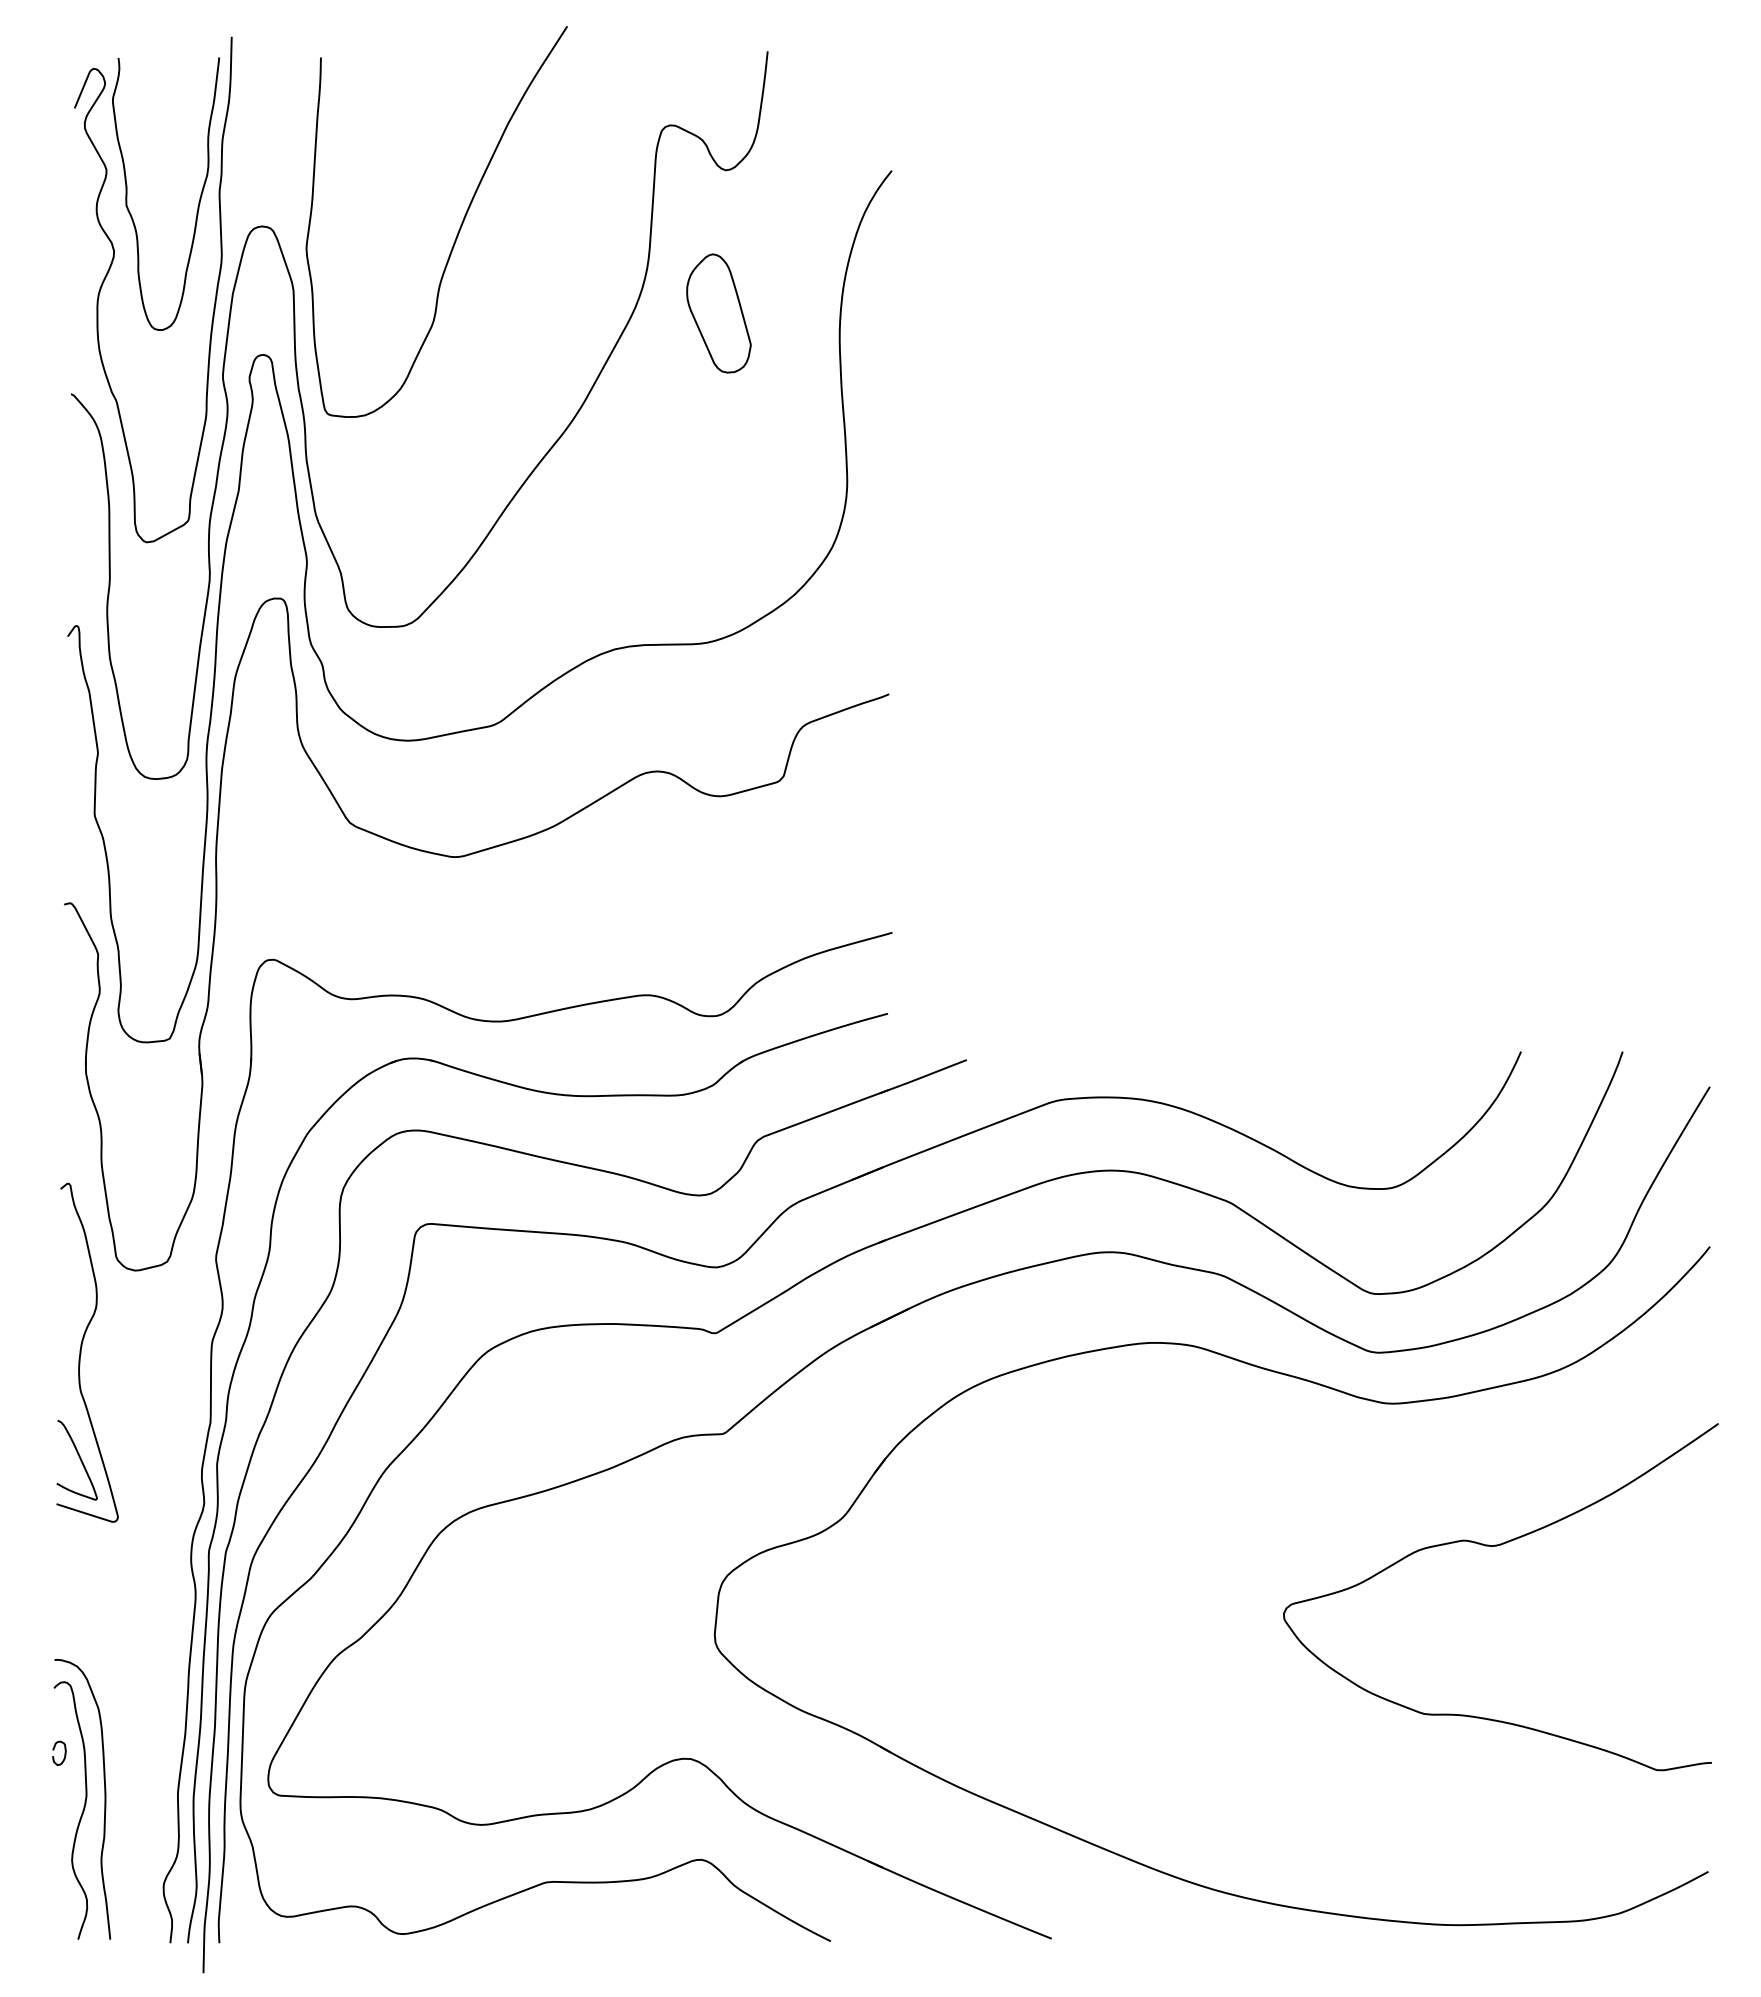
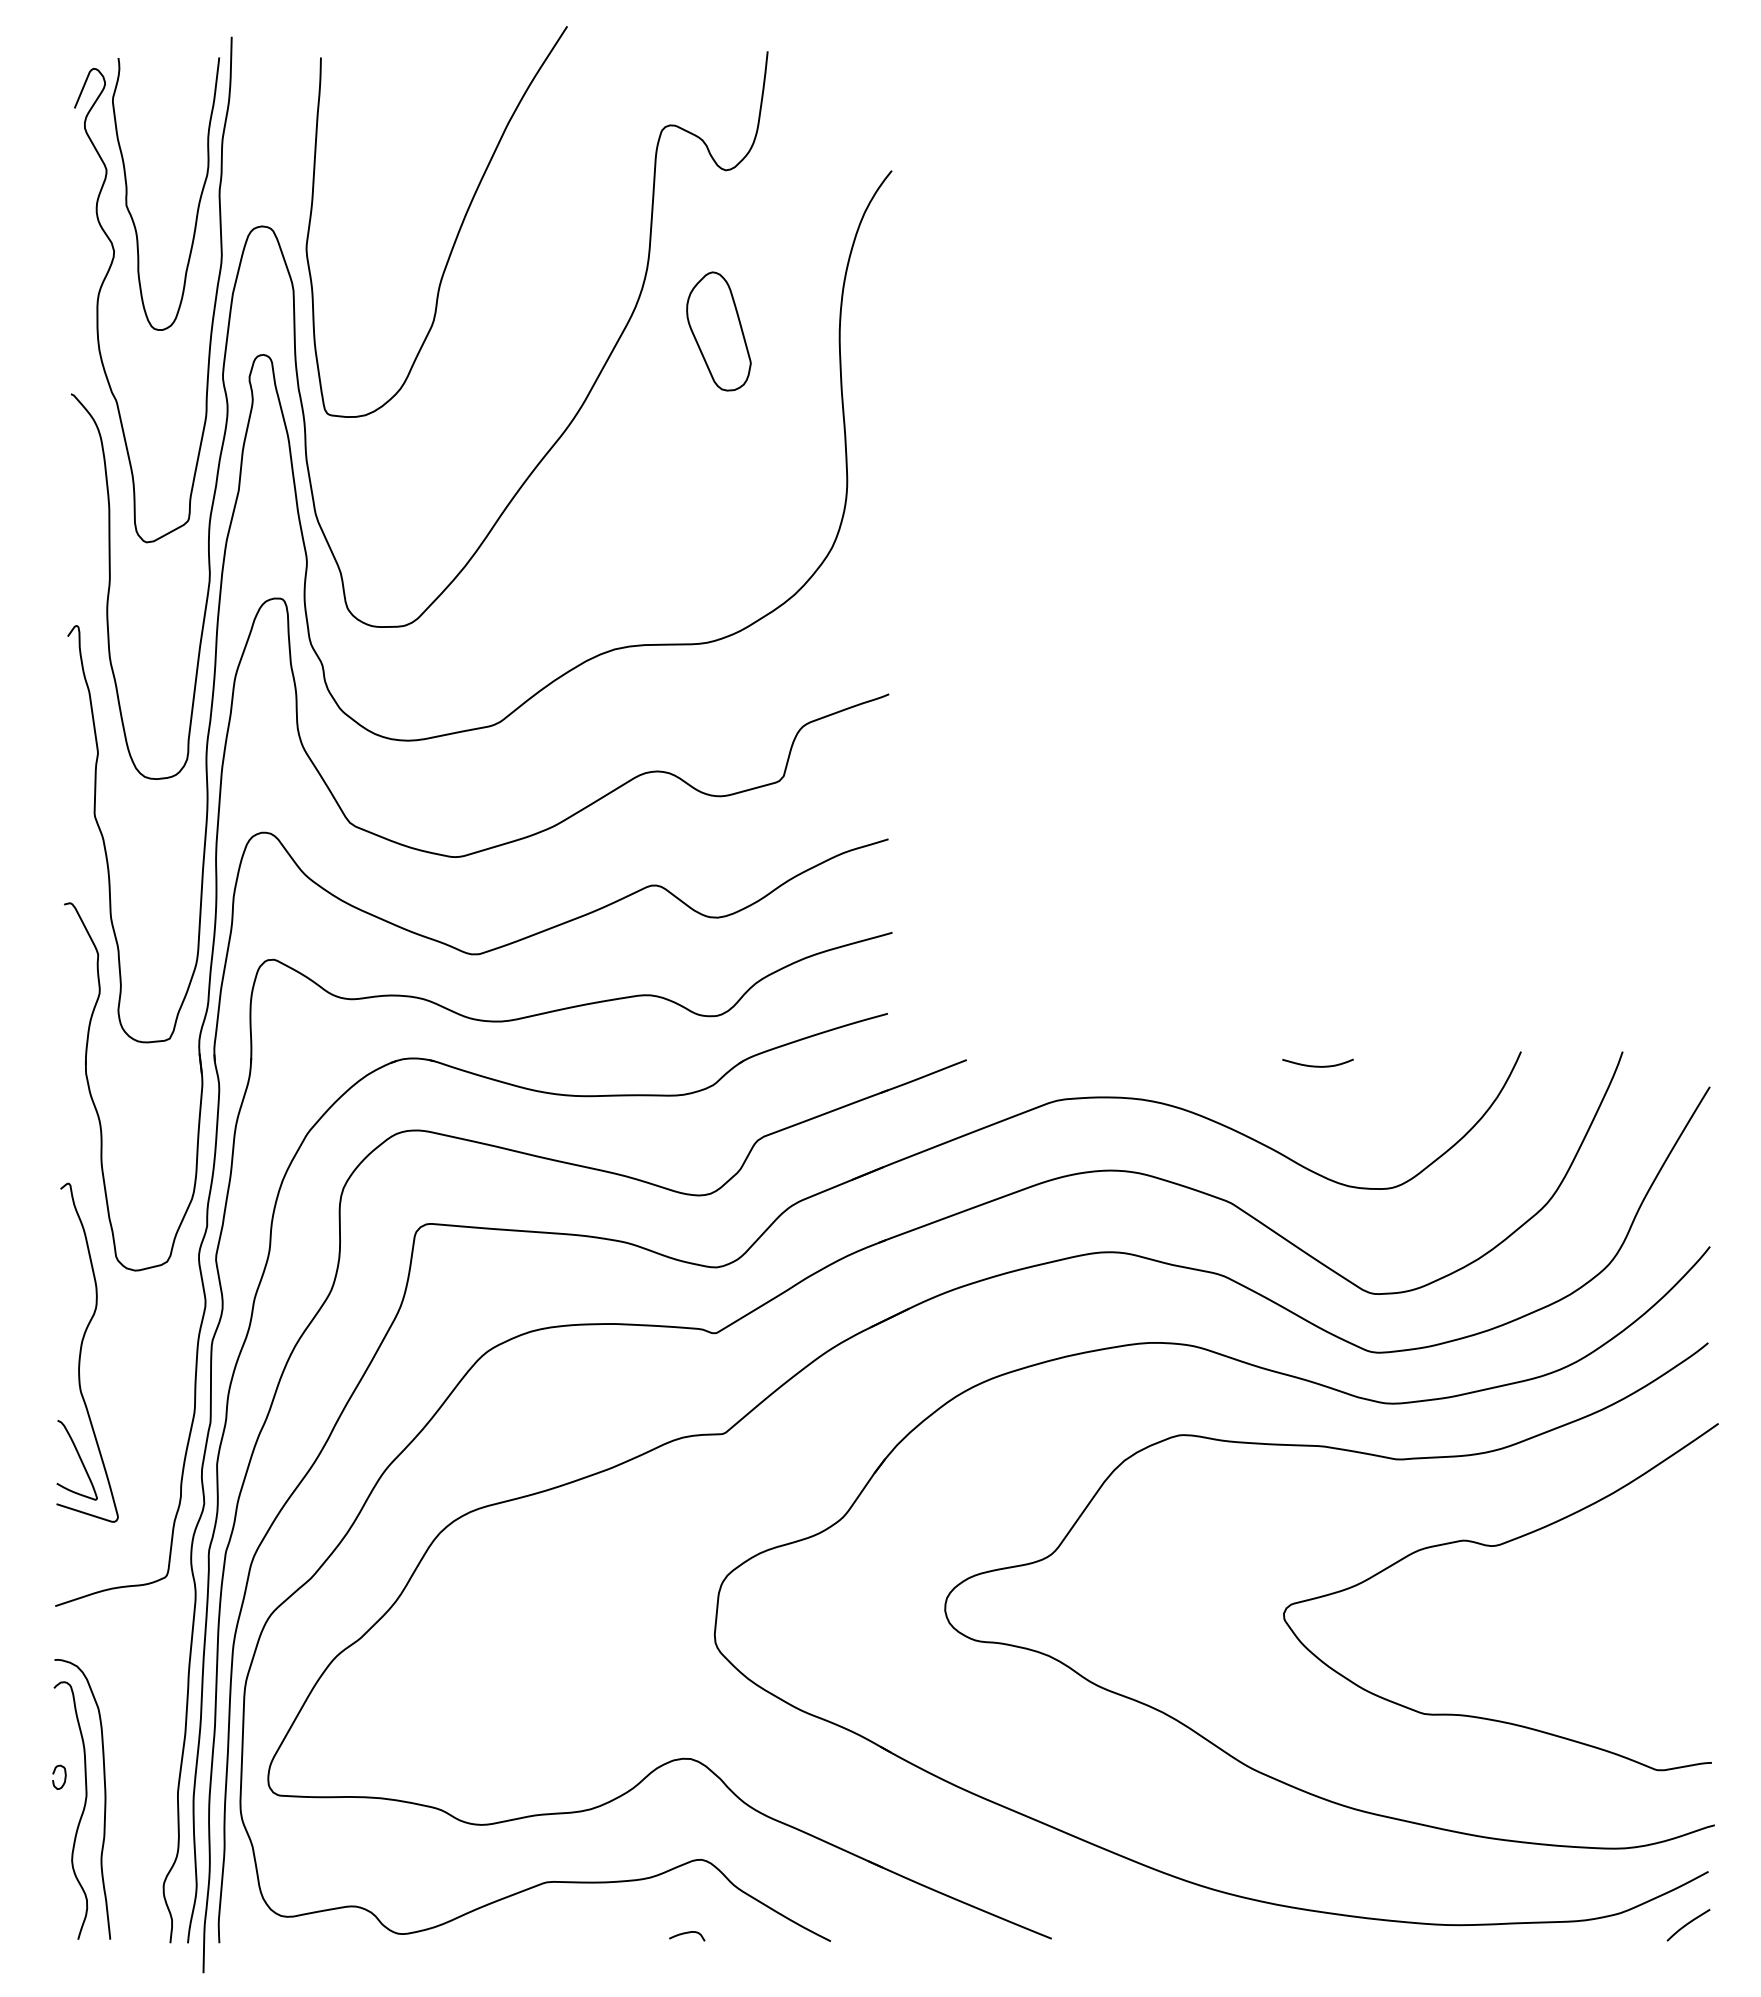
part position: (718, 313) -> (718, 331) (718, 331)
curve: none -> present (1317, 1065)
part: none -> present (213, 1179)
curve: none -> present (1352, 1452)
curve position: (64, 1752) -> (64, 1776) (64, 1776)
curve: none -> present (1688, 1924)
curve: none -> present (687, 1933)
